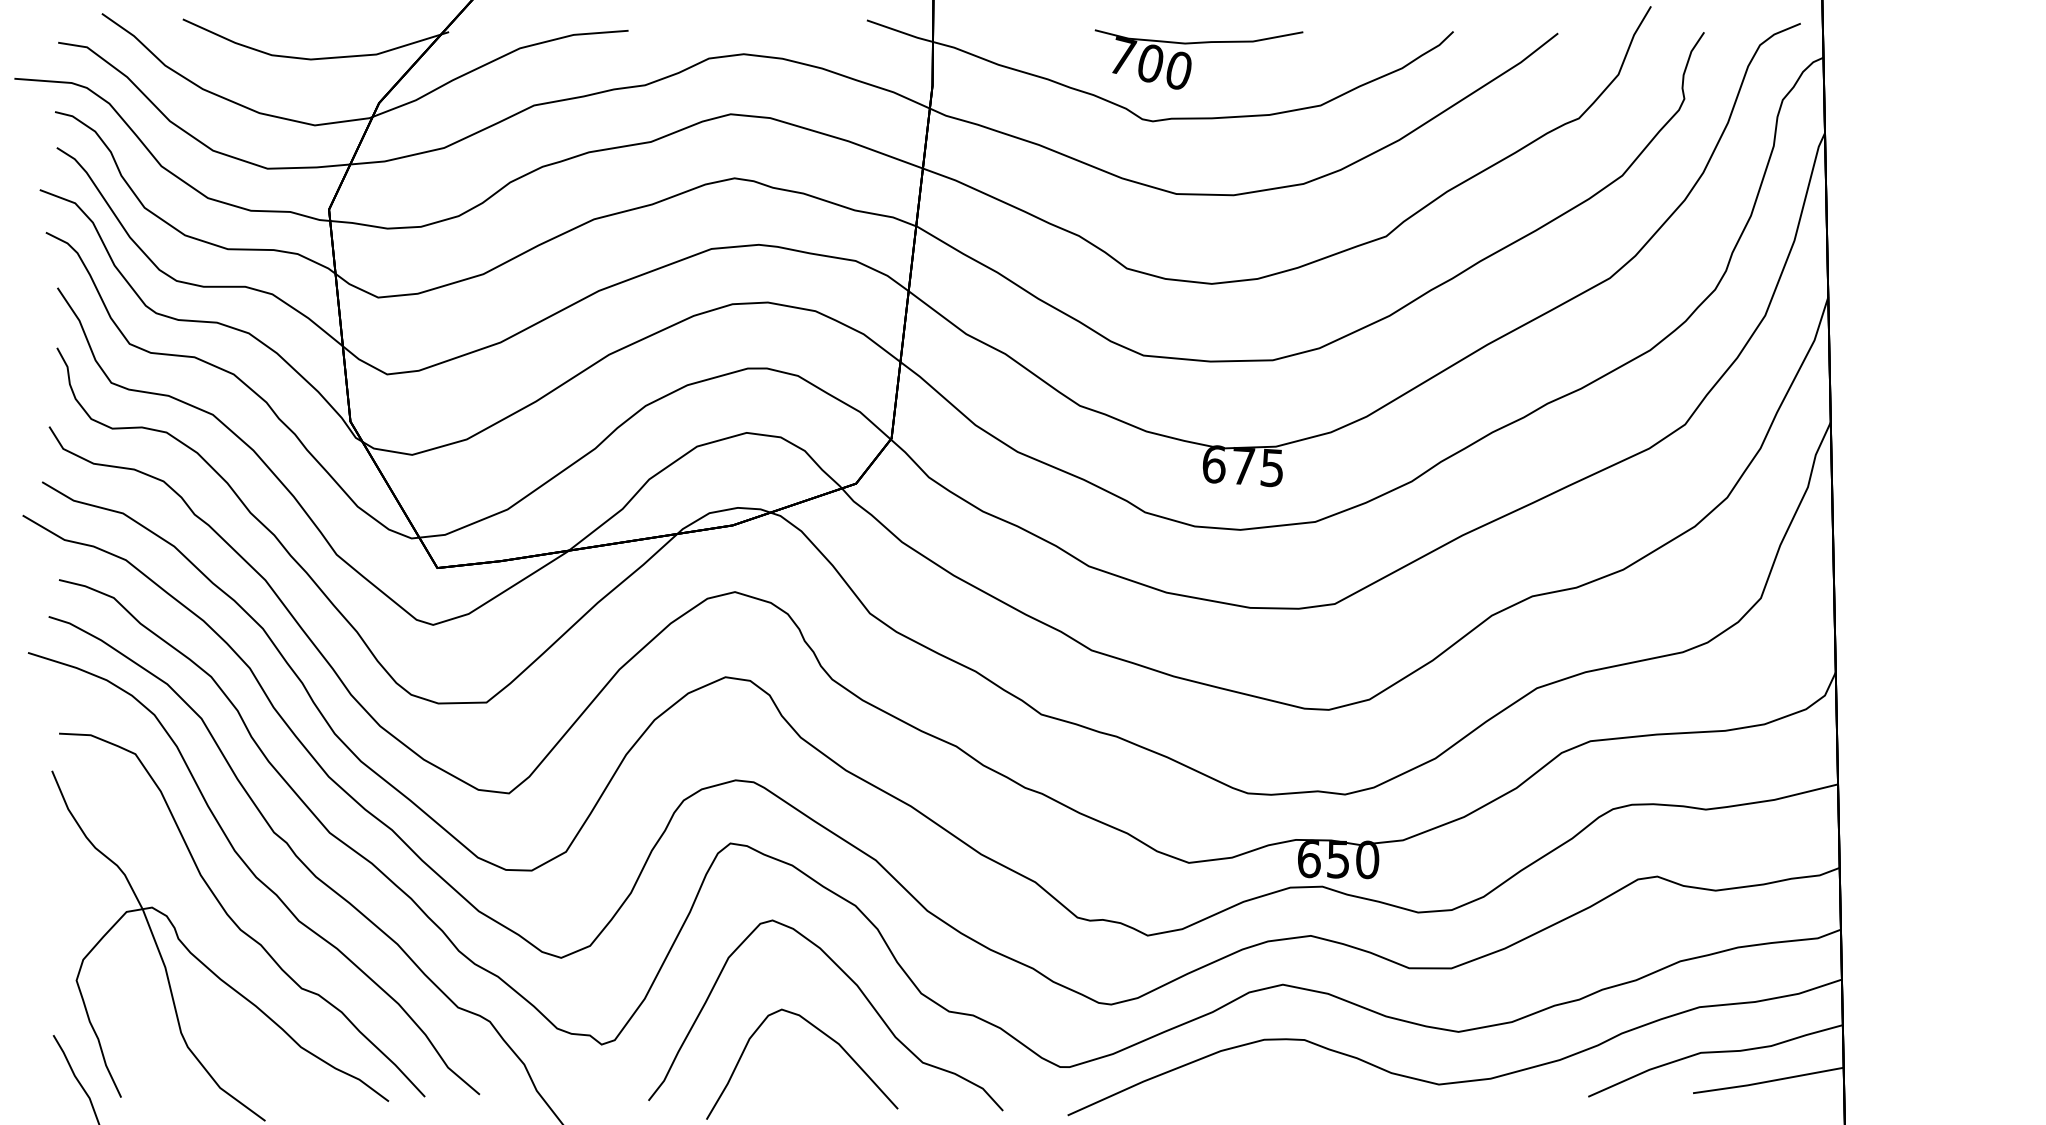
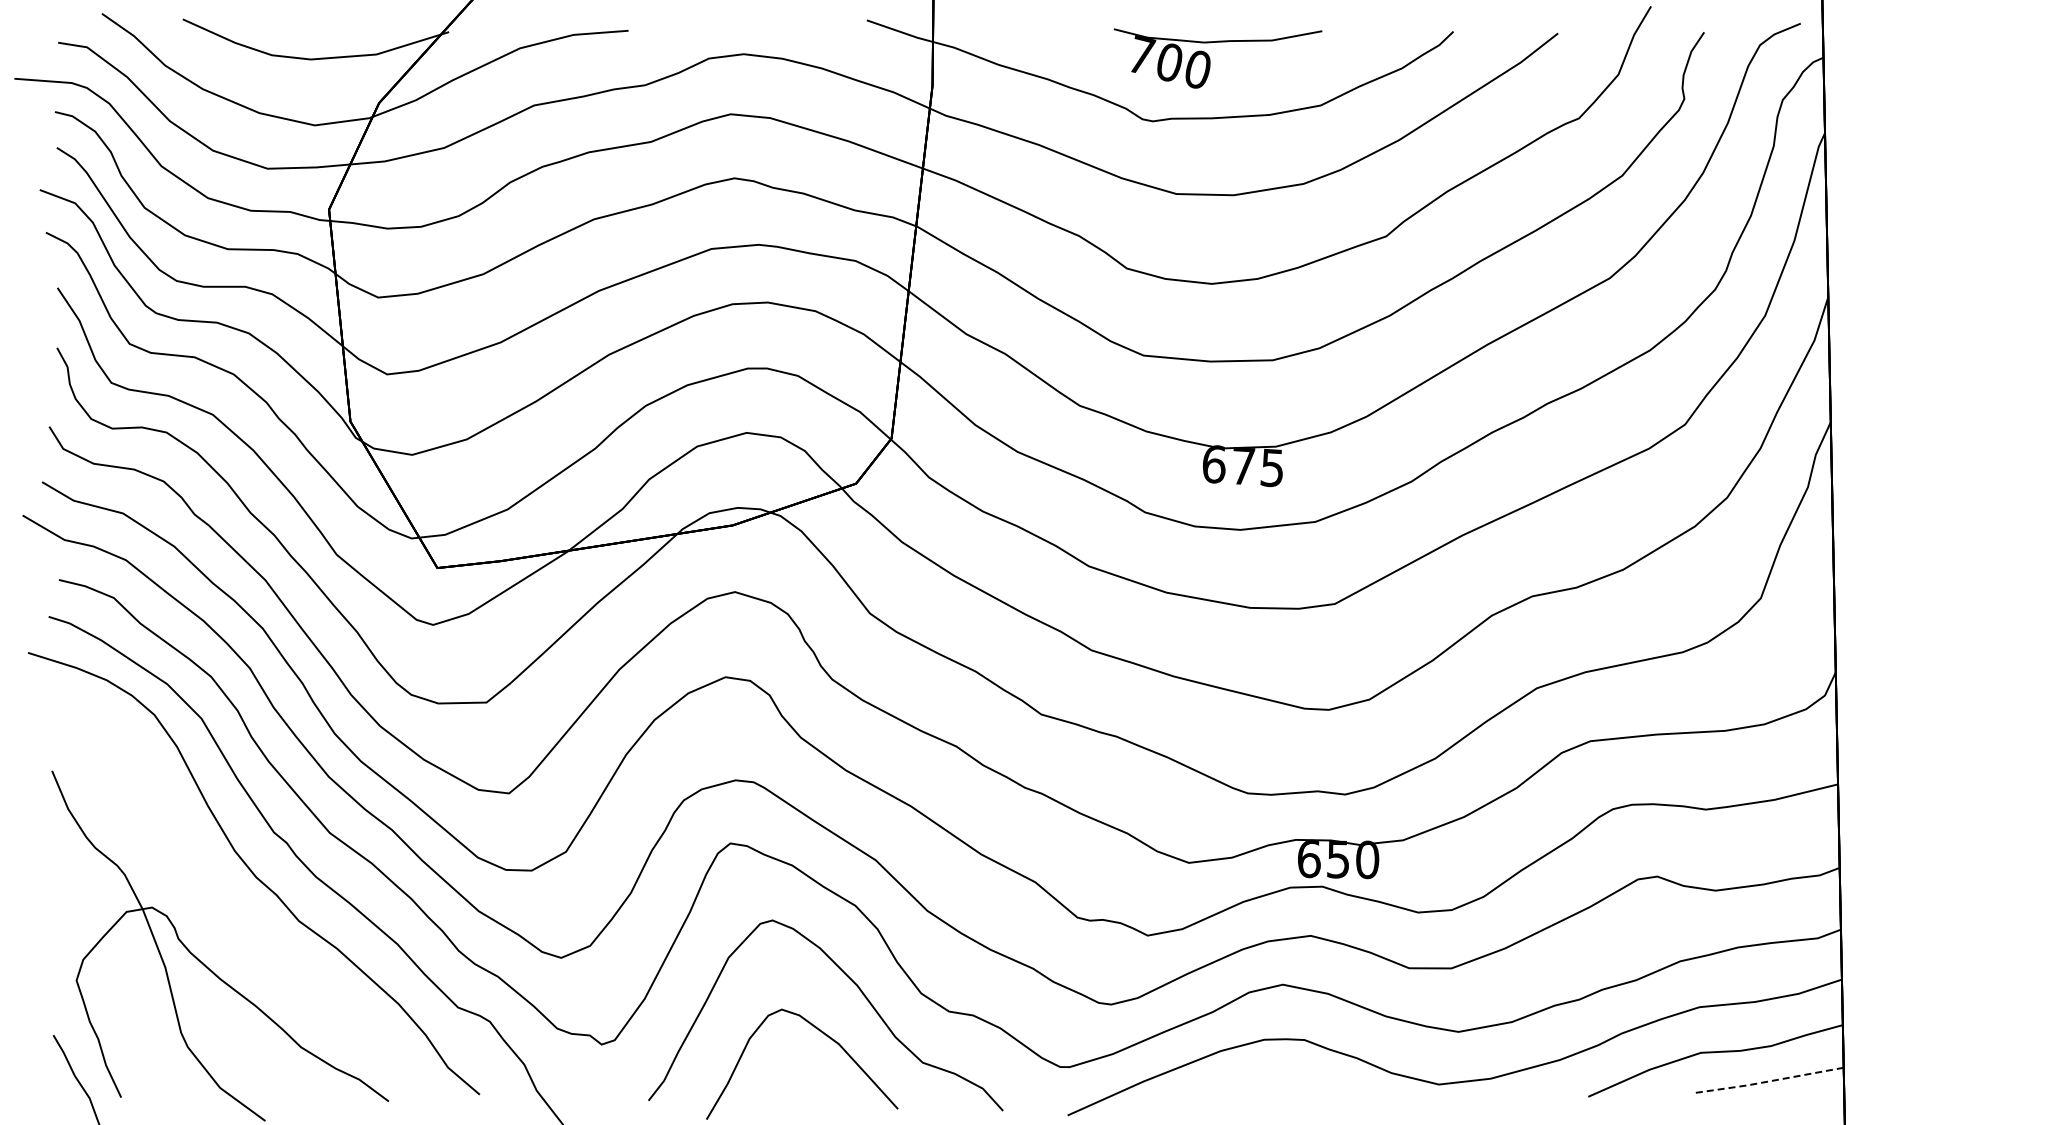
part position: (1191, 59) -> (1210, 58) (1210, 58)
curve: present -> none (234, 921)
line: solid -> dashed (1767, 1081)
